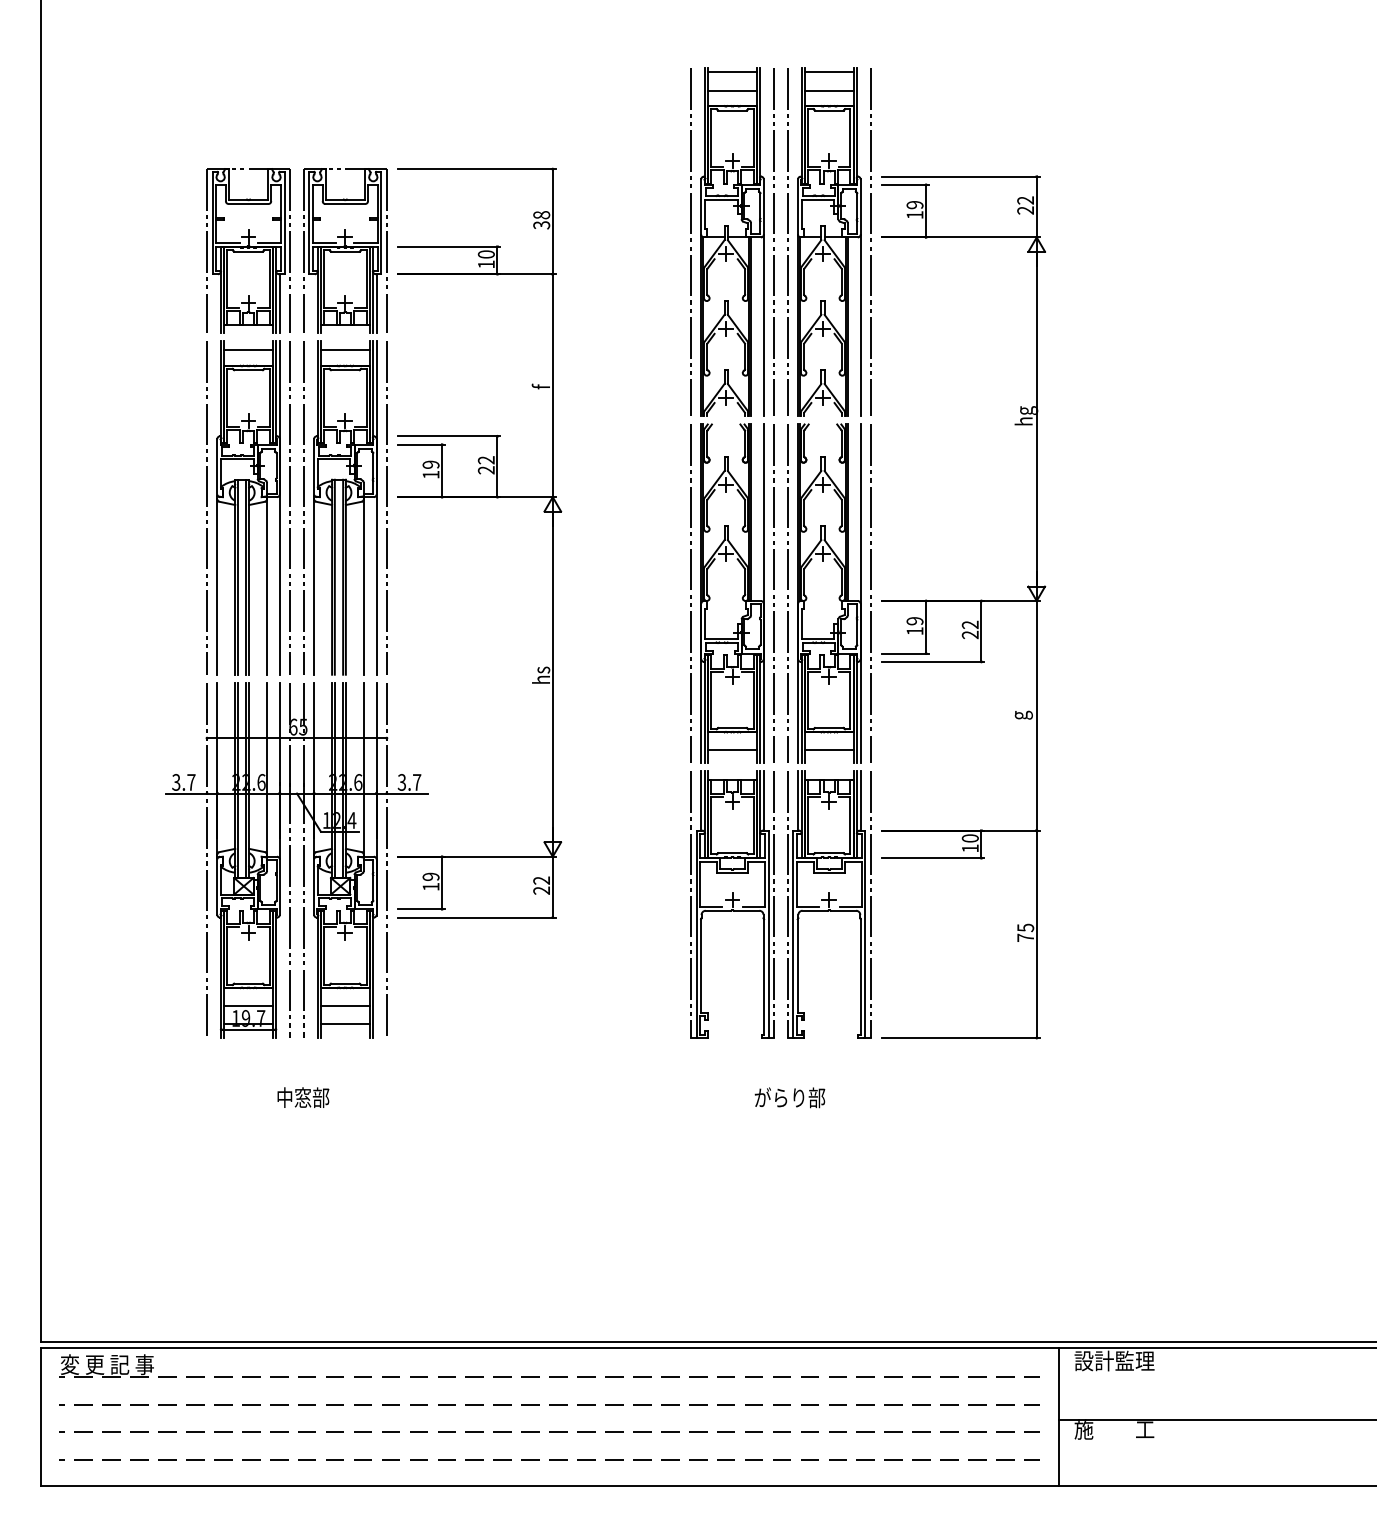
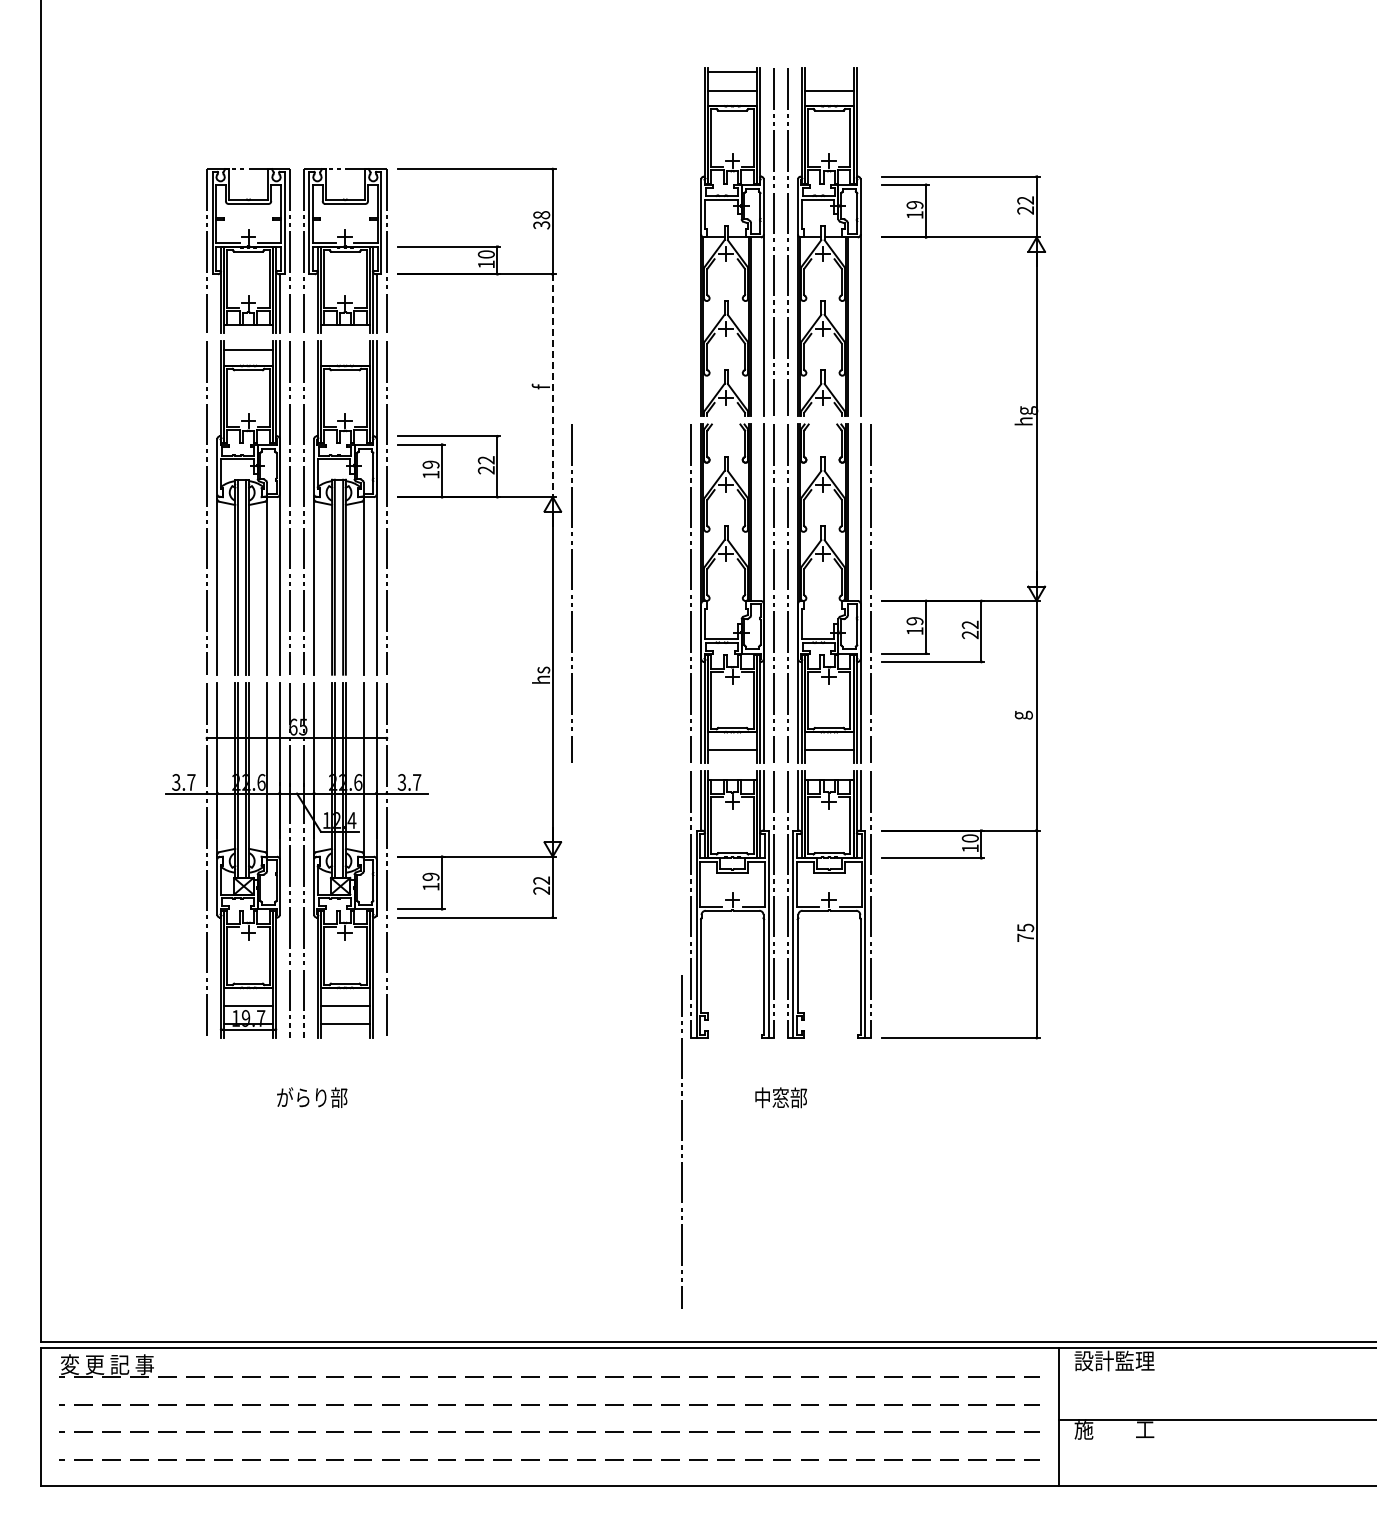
line: present -> none (828, 72)
line: present -> none (691, 242)
line: present -> none (870, 242)
line: present -> none (344, 349)
line: solid -> dashed (552, 386)
line: none -> present (571, 595)
text: 中窓部 -> がらり部 (312, 1097)
text: がらり部 -> 中窓部 (789, 1097)
line: none -> present (681, 1140)
